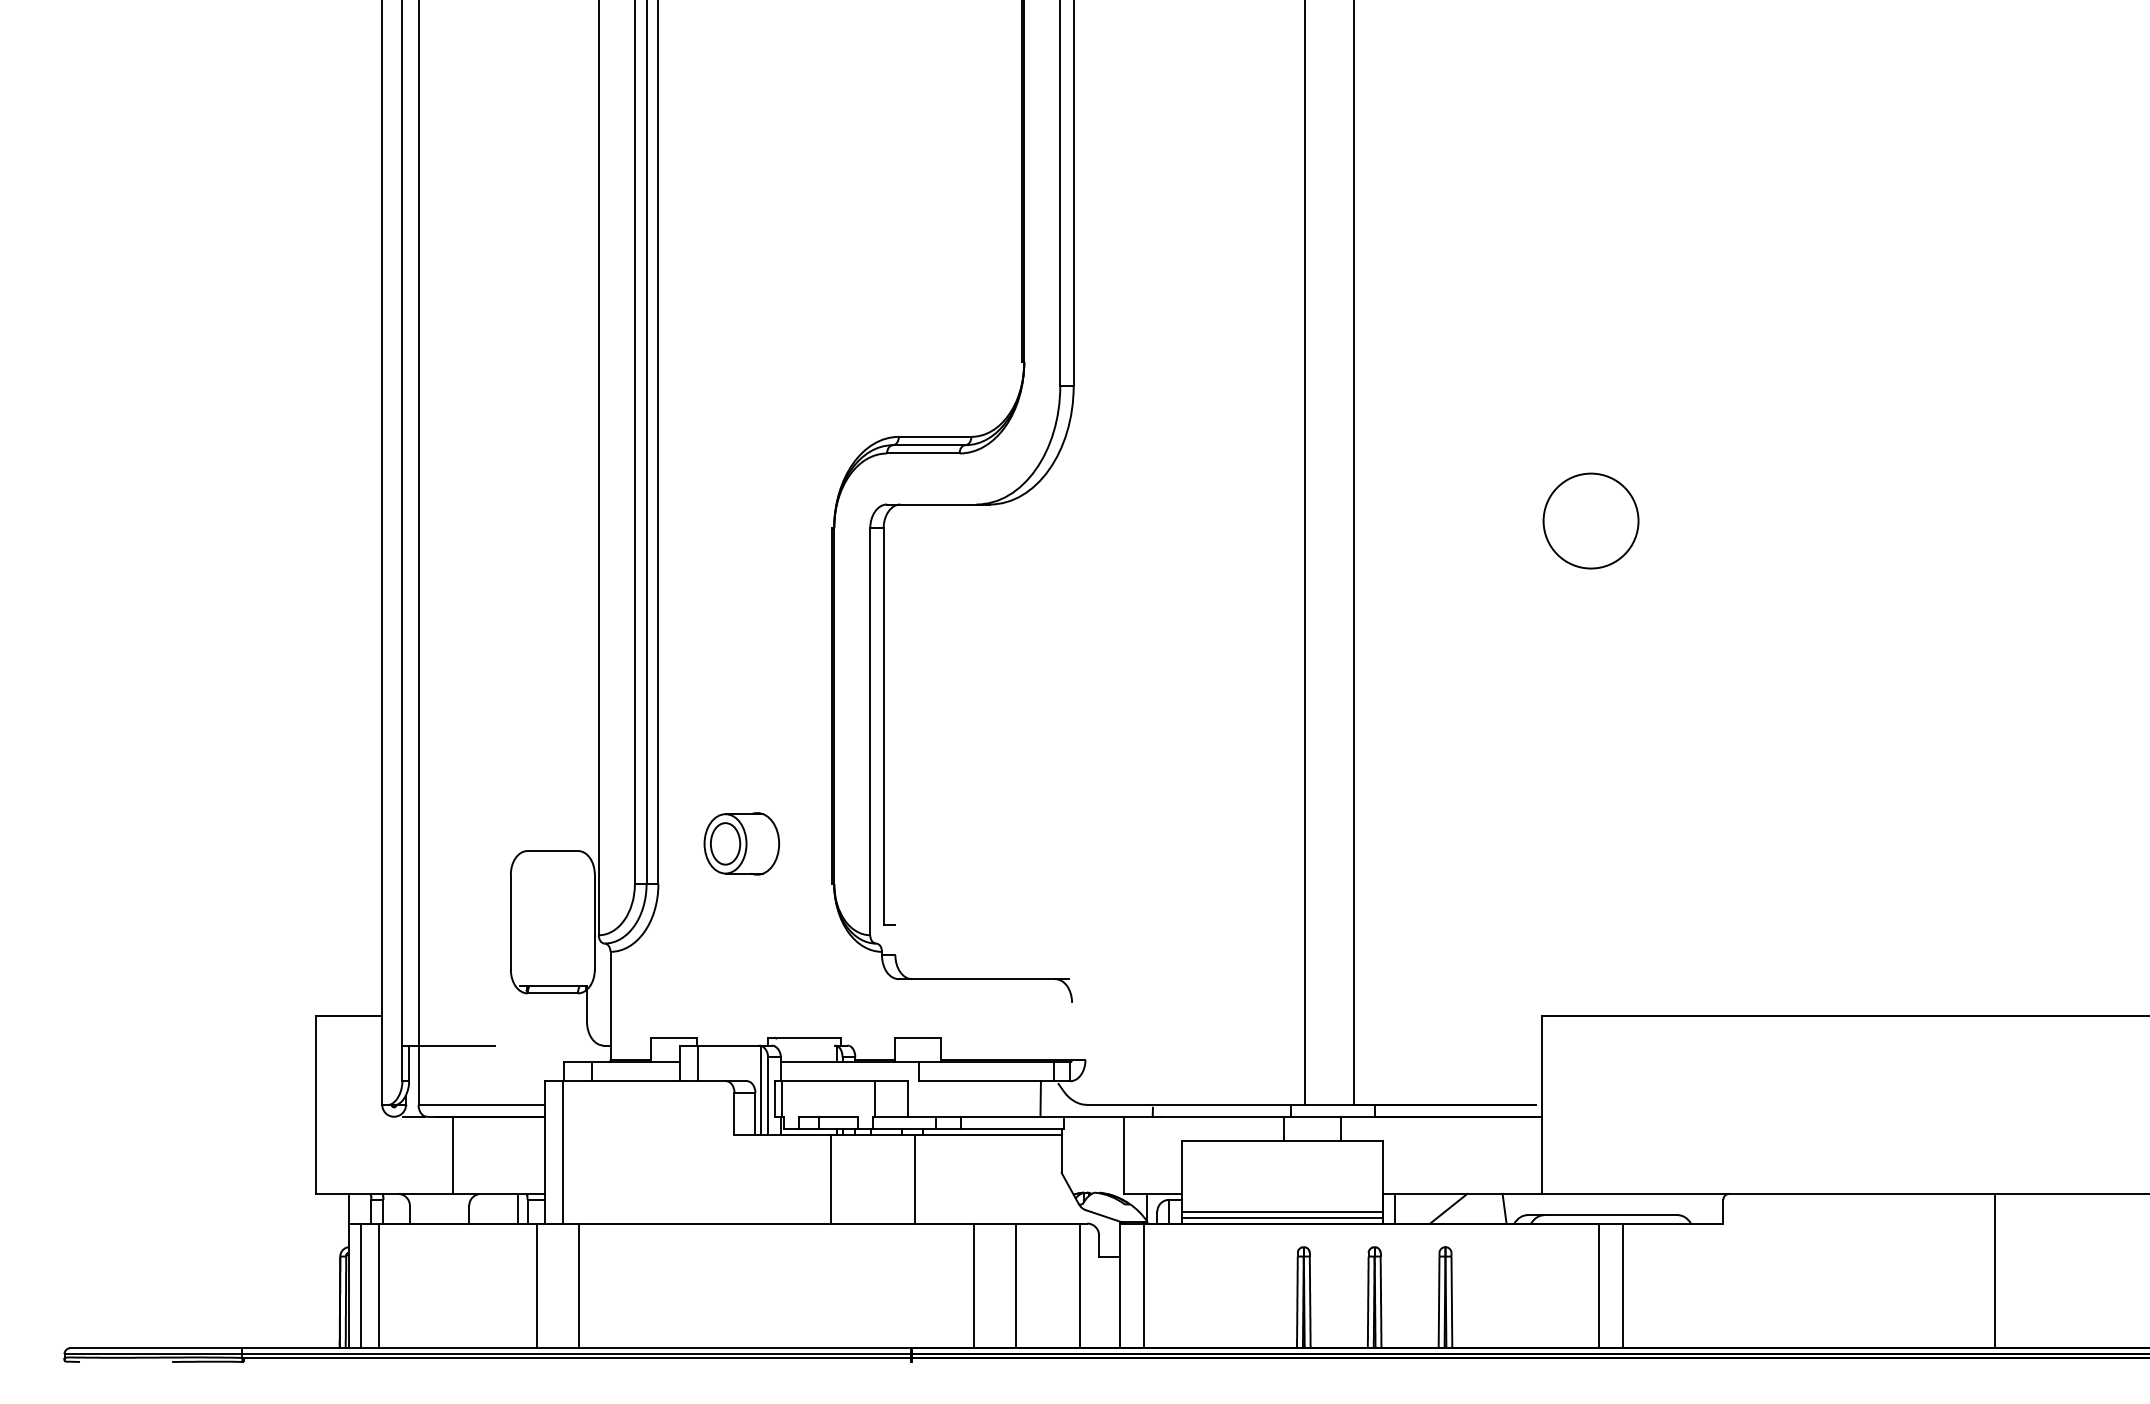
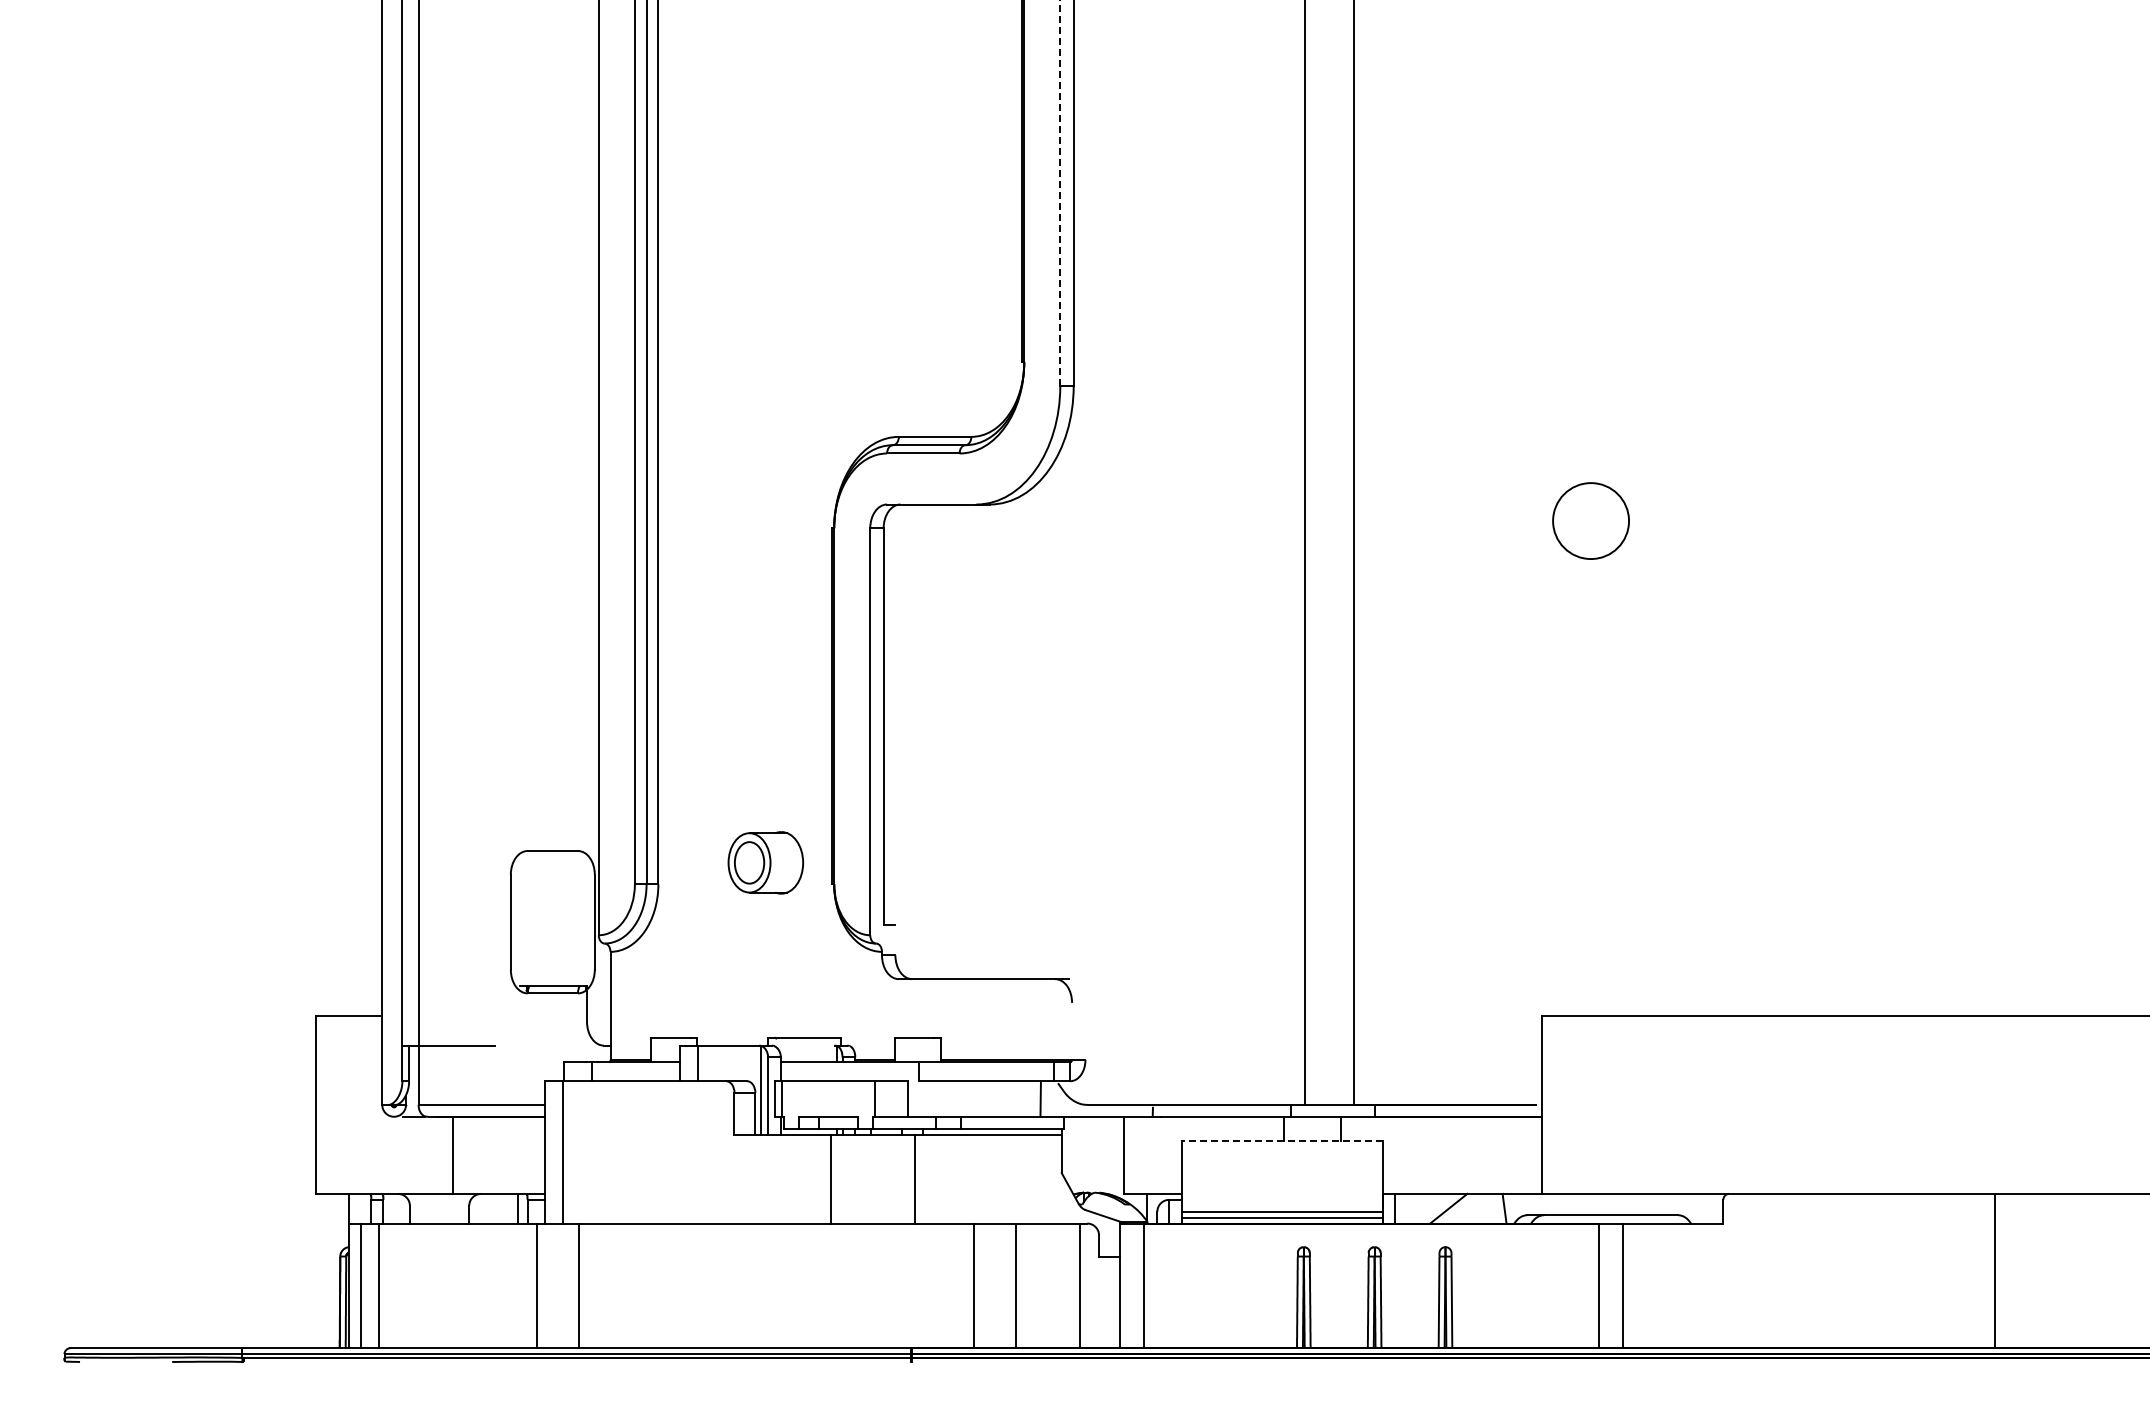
line: solid -> dashed (1060, 193)
circle diameter: 95 px -> 76 px (1591, 521)
part position: (741, 843) -> (765, 862) (765, 862)
line: solid -> dashed (1282, 1140)
